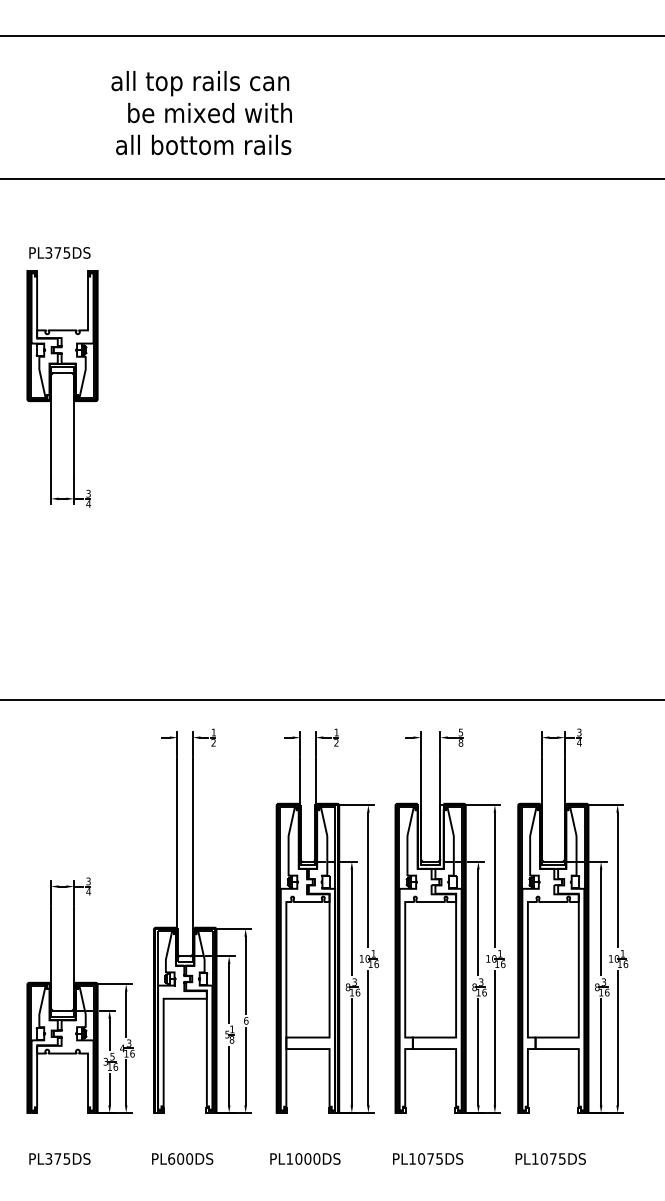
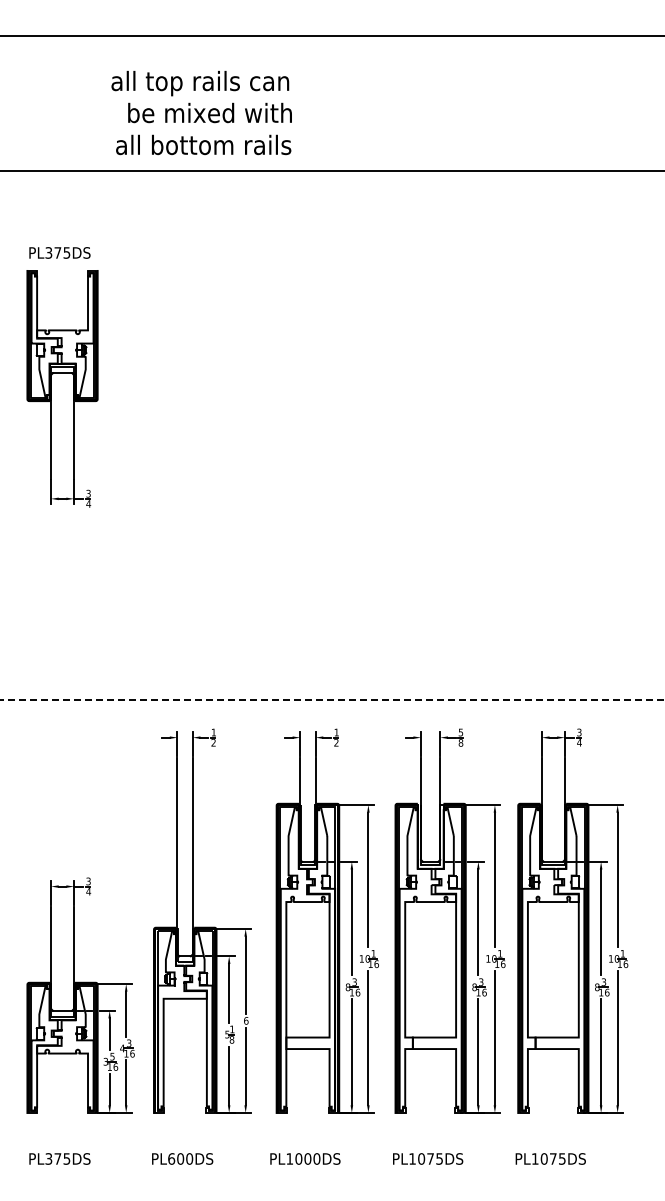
line position: (331, 178) -> (331, 170) (331, 170)
line: solid -> dashed (332, 699)
